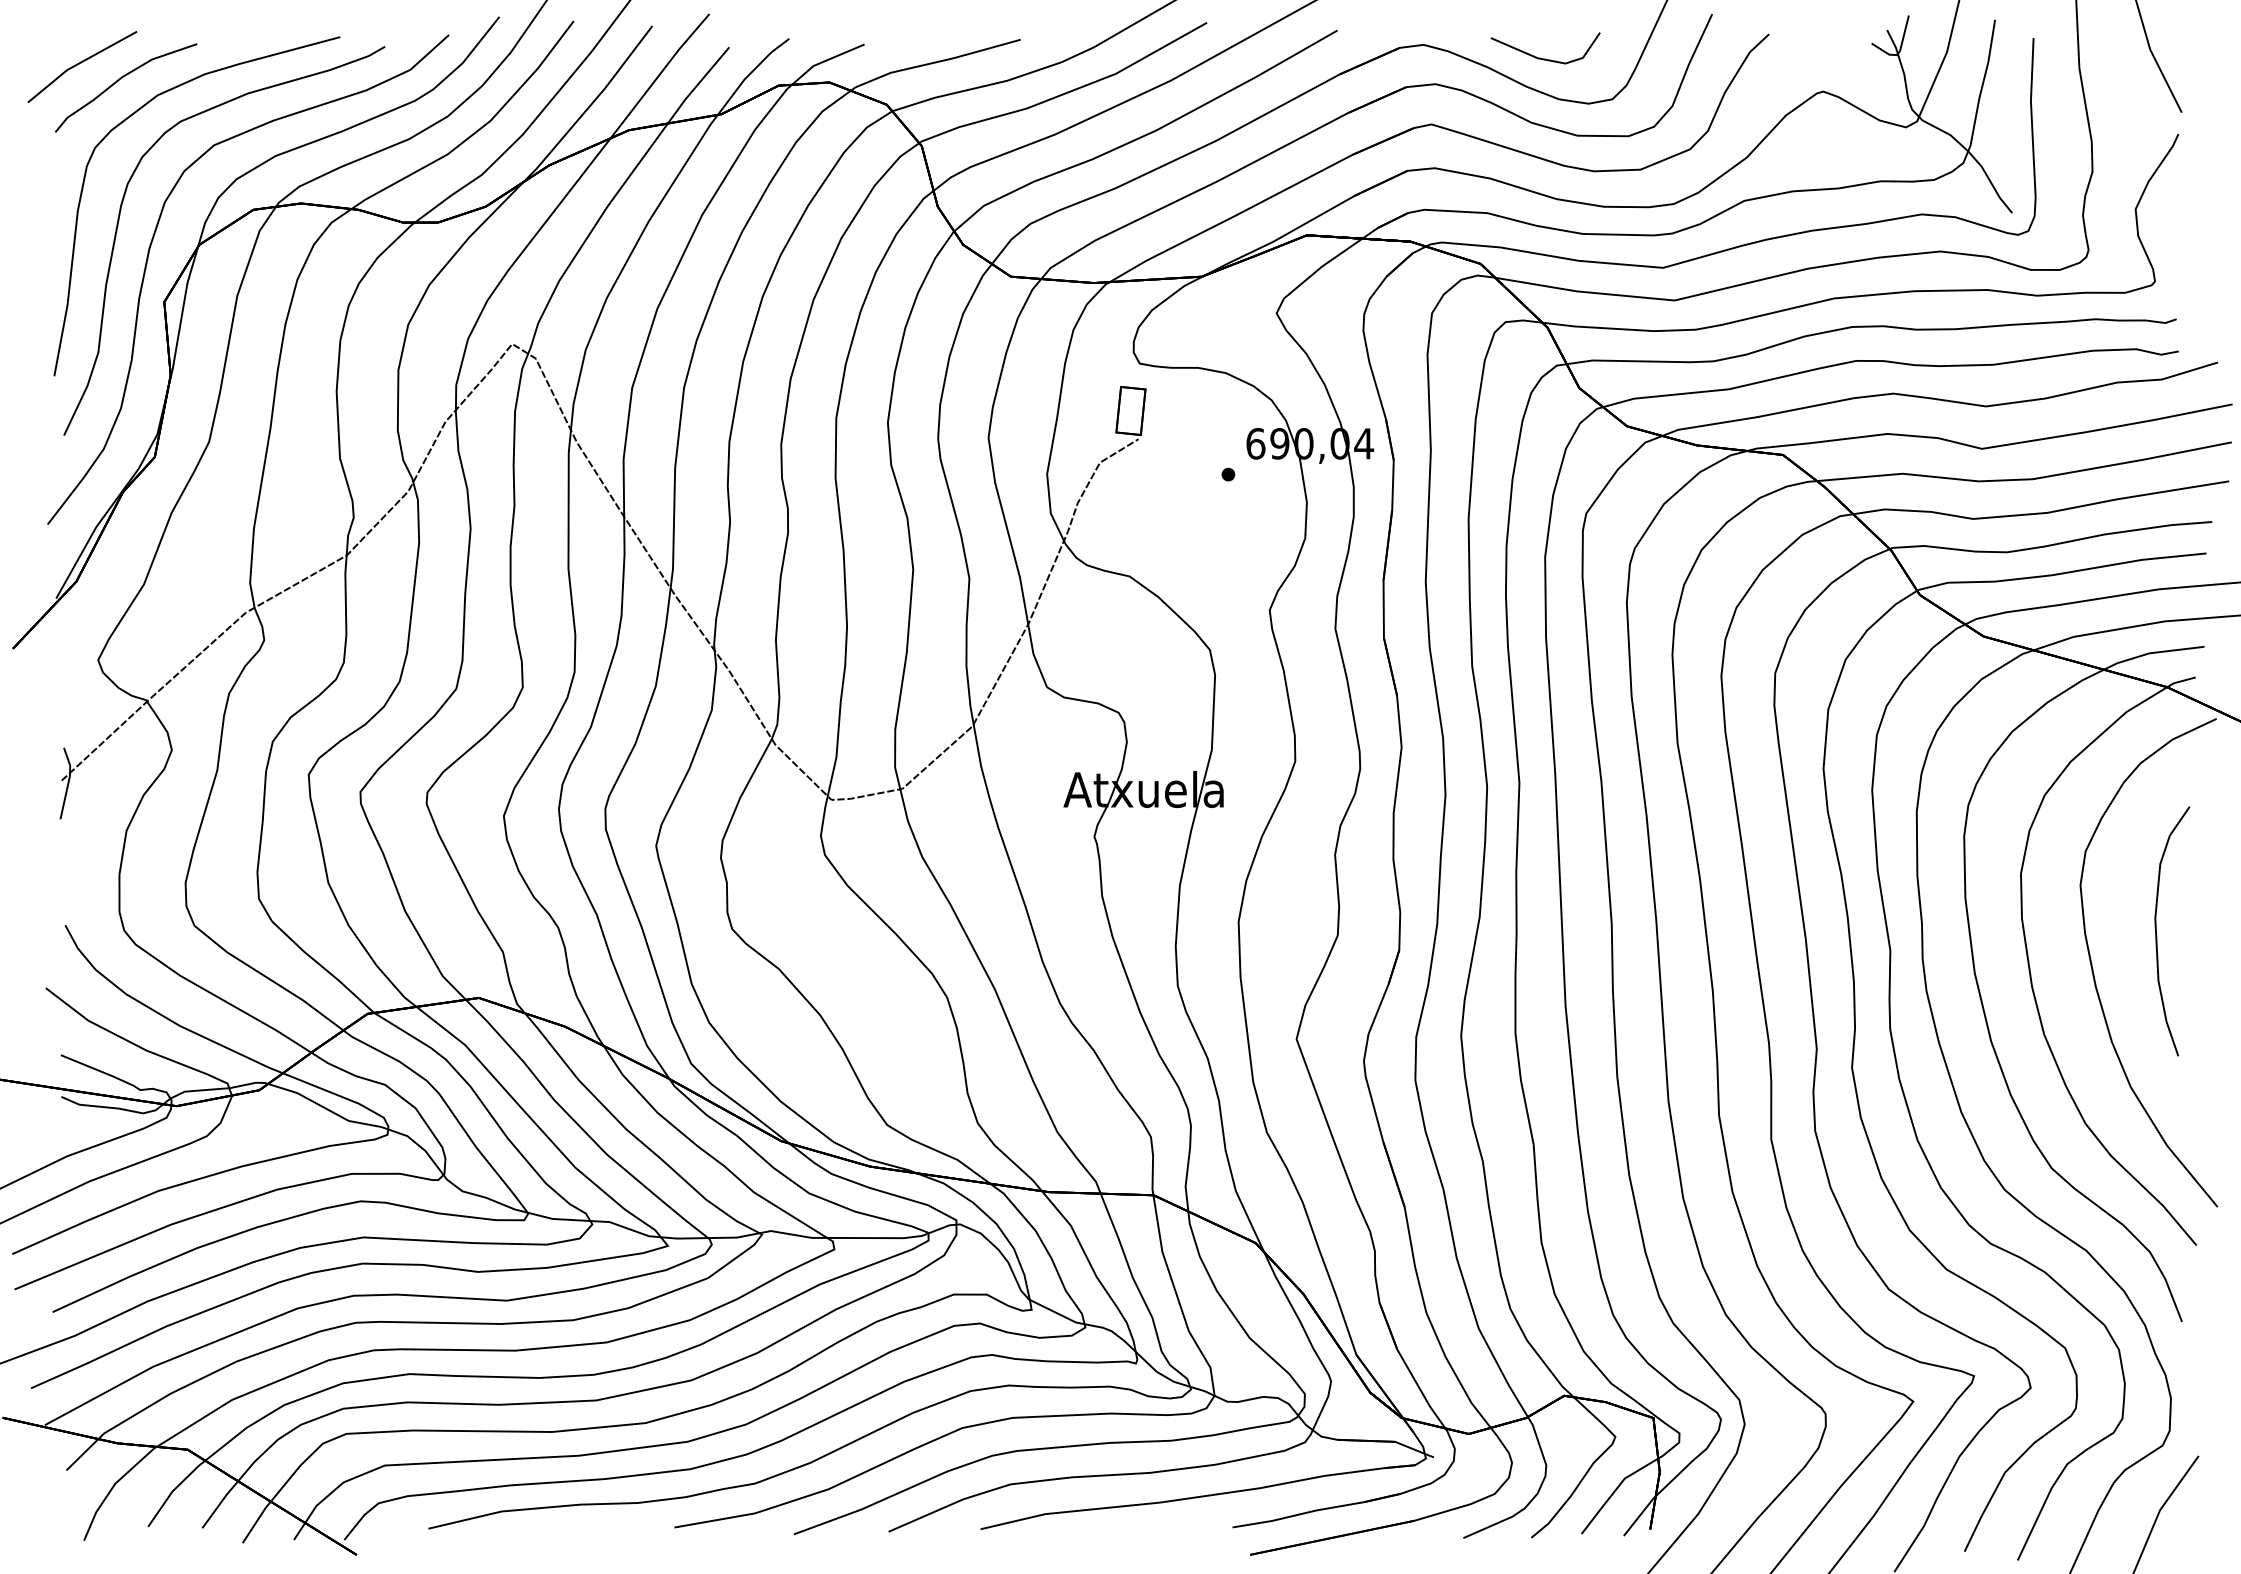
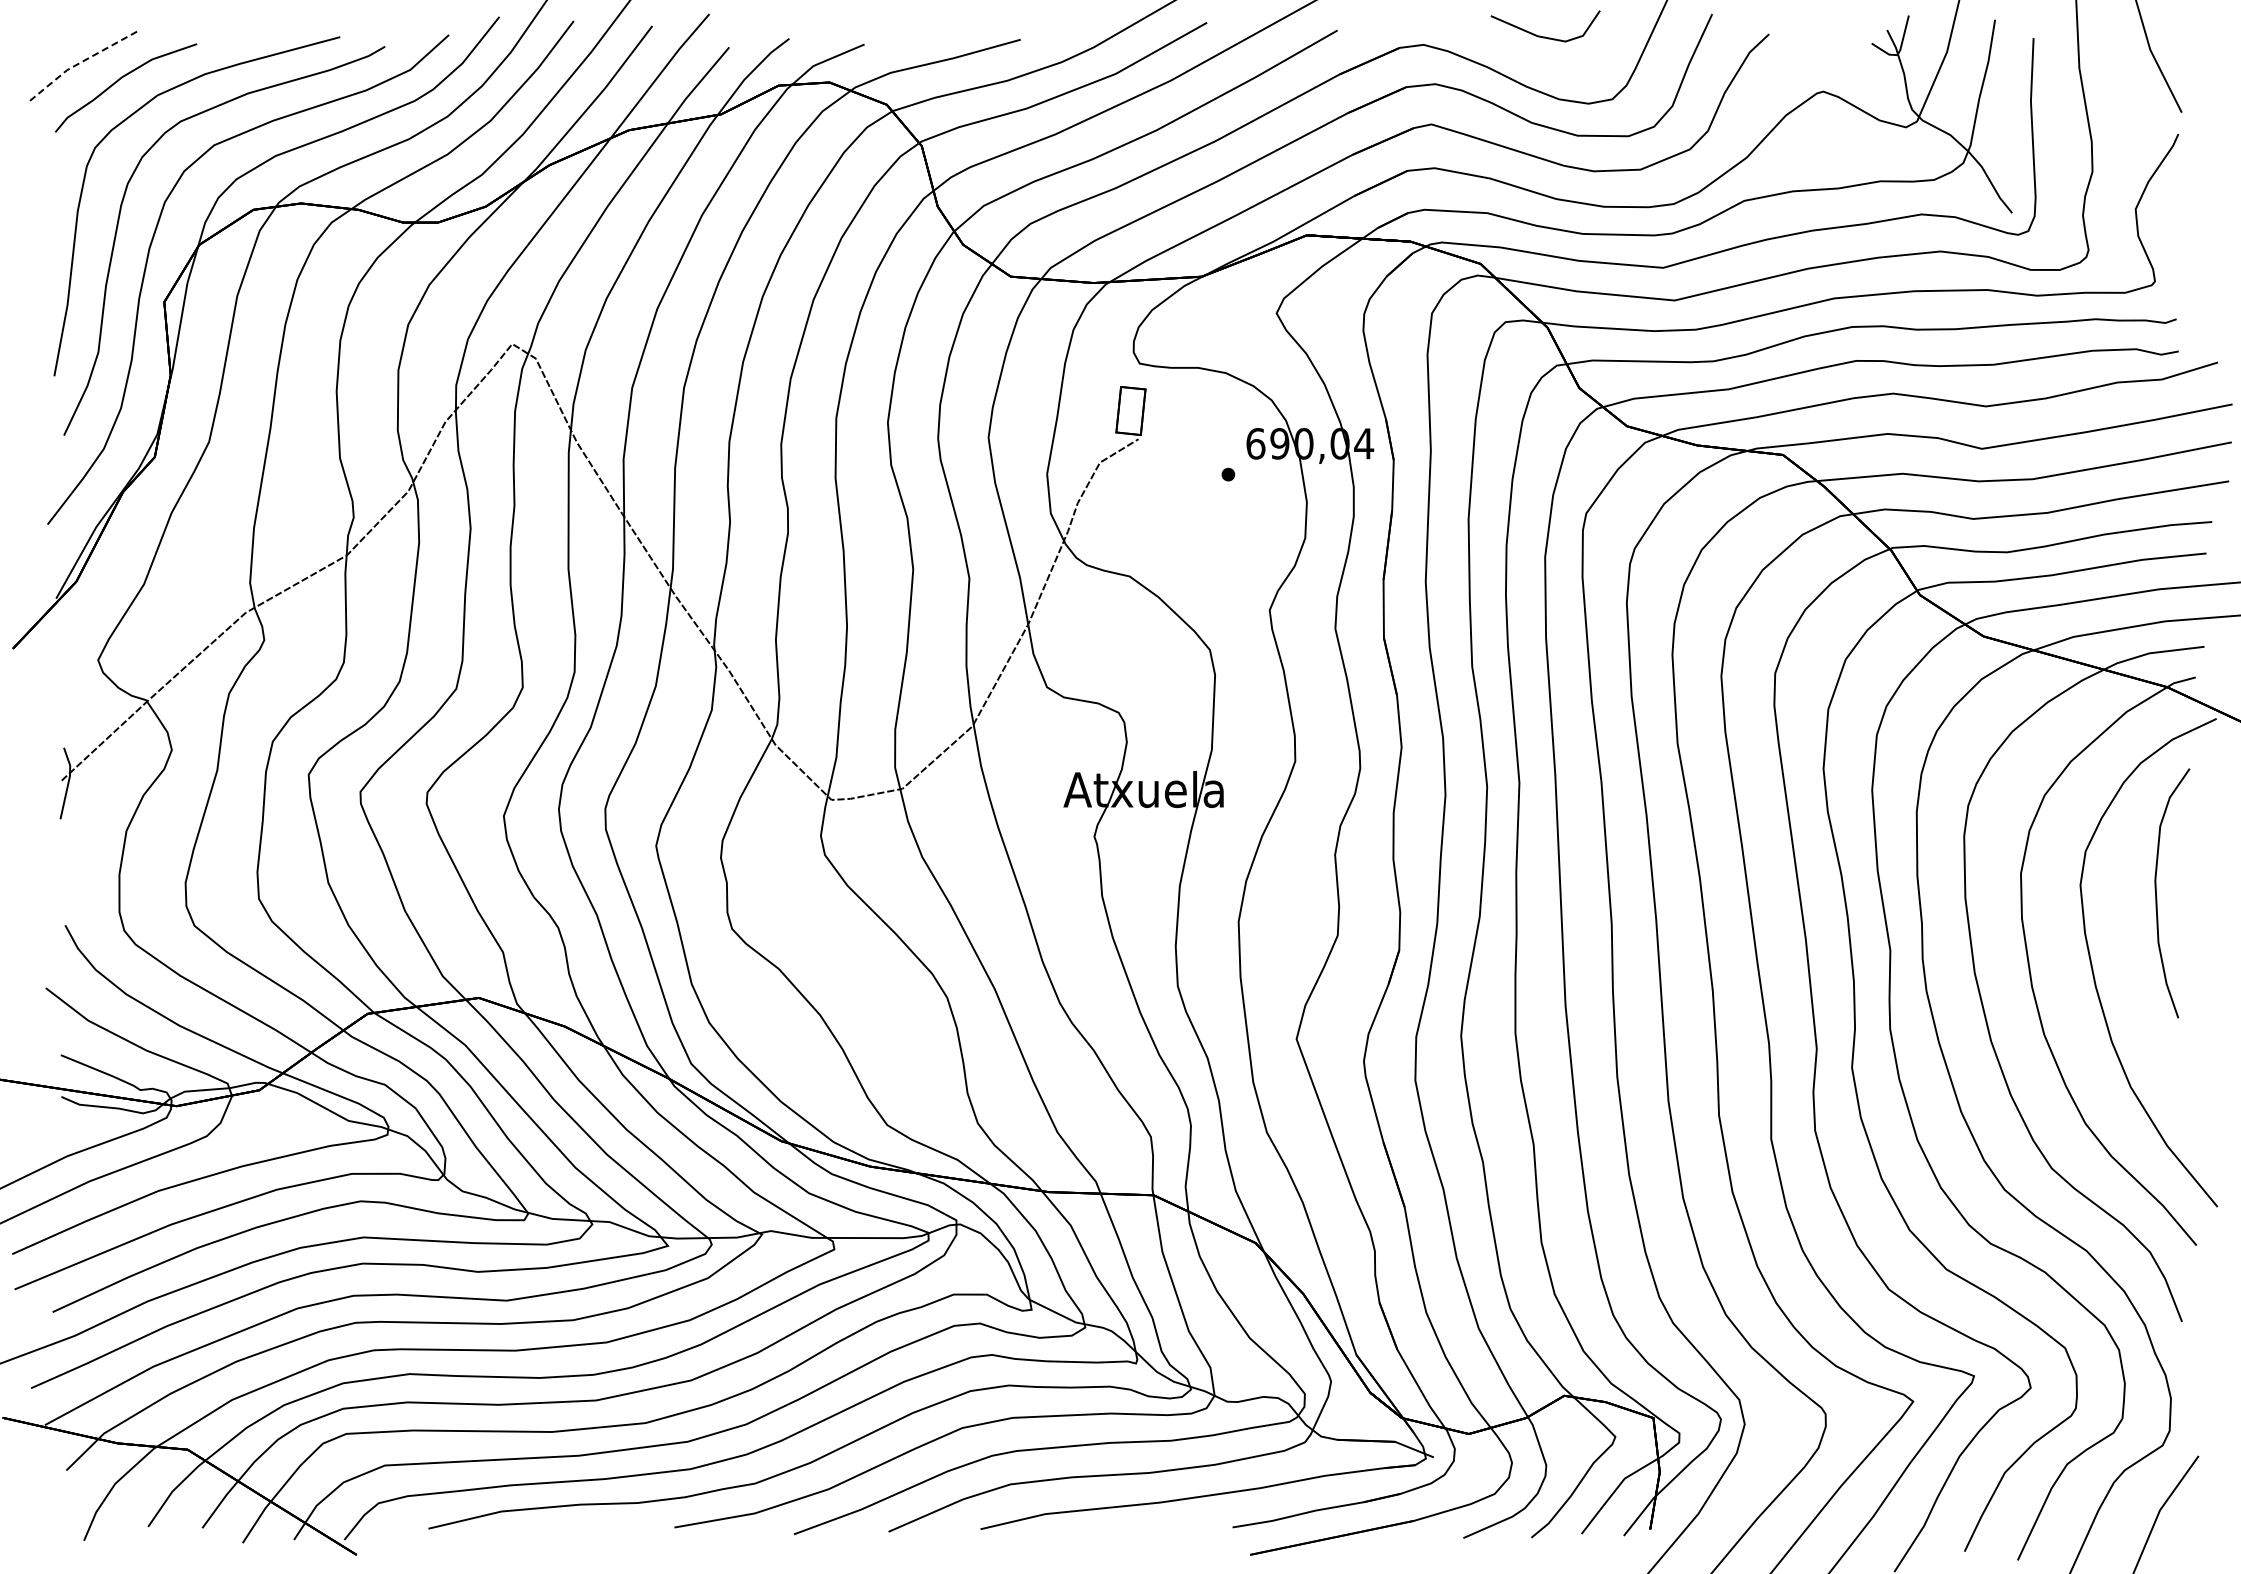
line position: (1545, 58) -> (1545, 36) (1545, 36)
line: solid -> dashed (78, 63)
curve position: (2157, 935) -> (2157, 897) (2157, 897)
